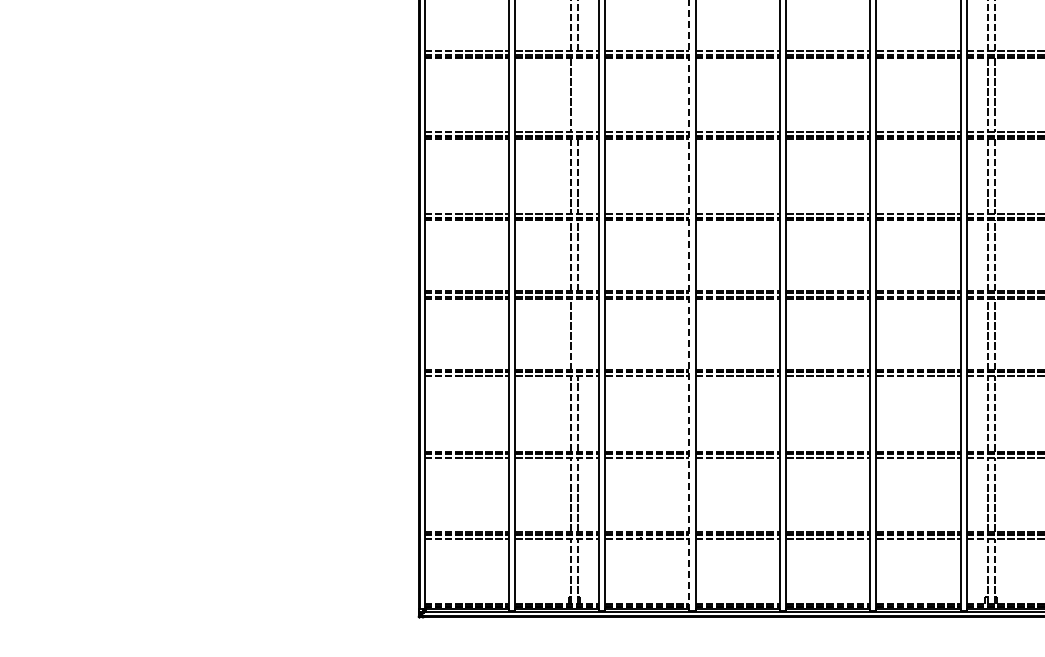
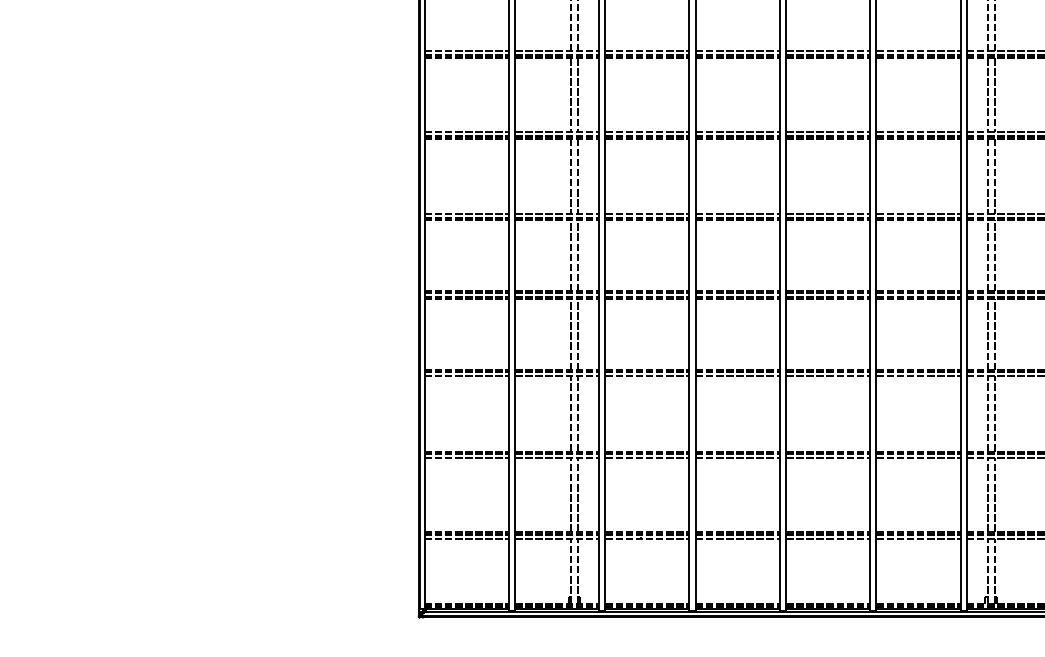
line: none -> present (578, 95)
line: dashed -> solid (689, 305)
line: none -> present (578, 334)
